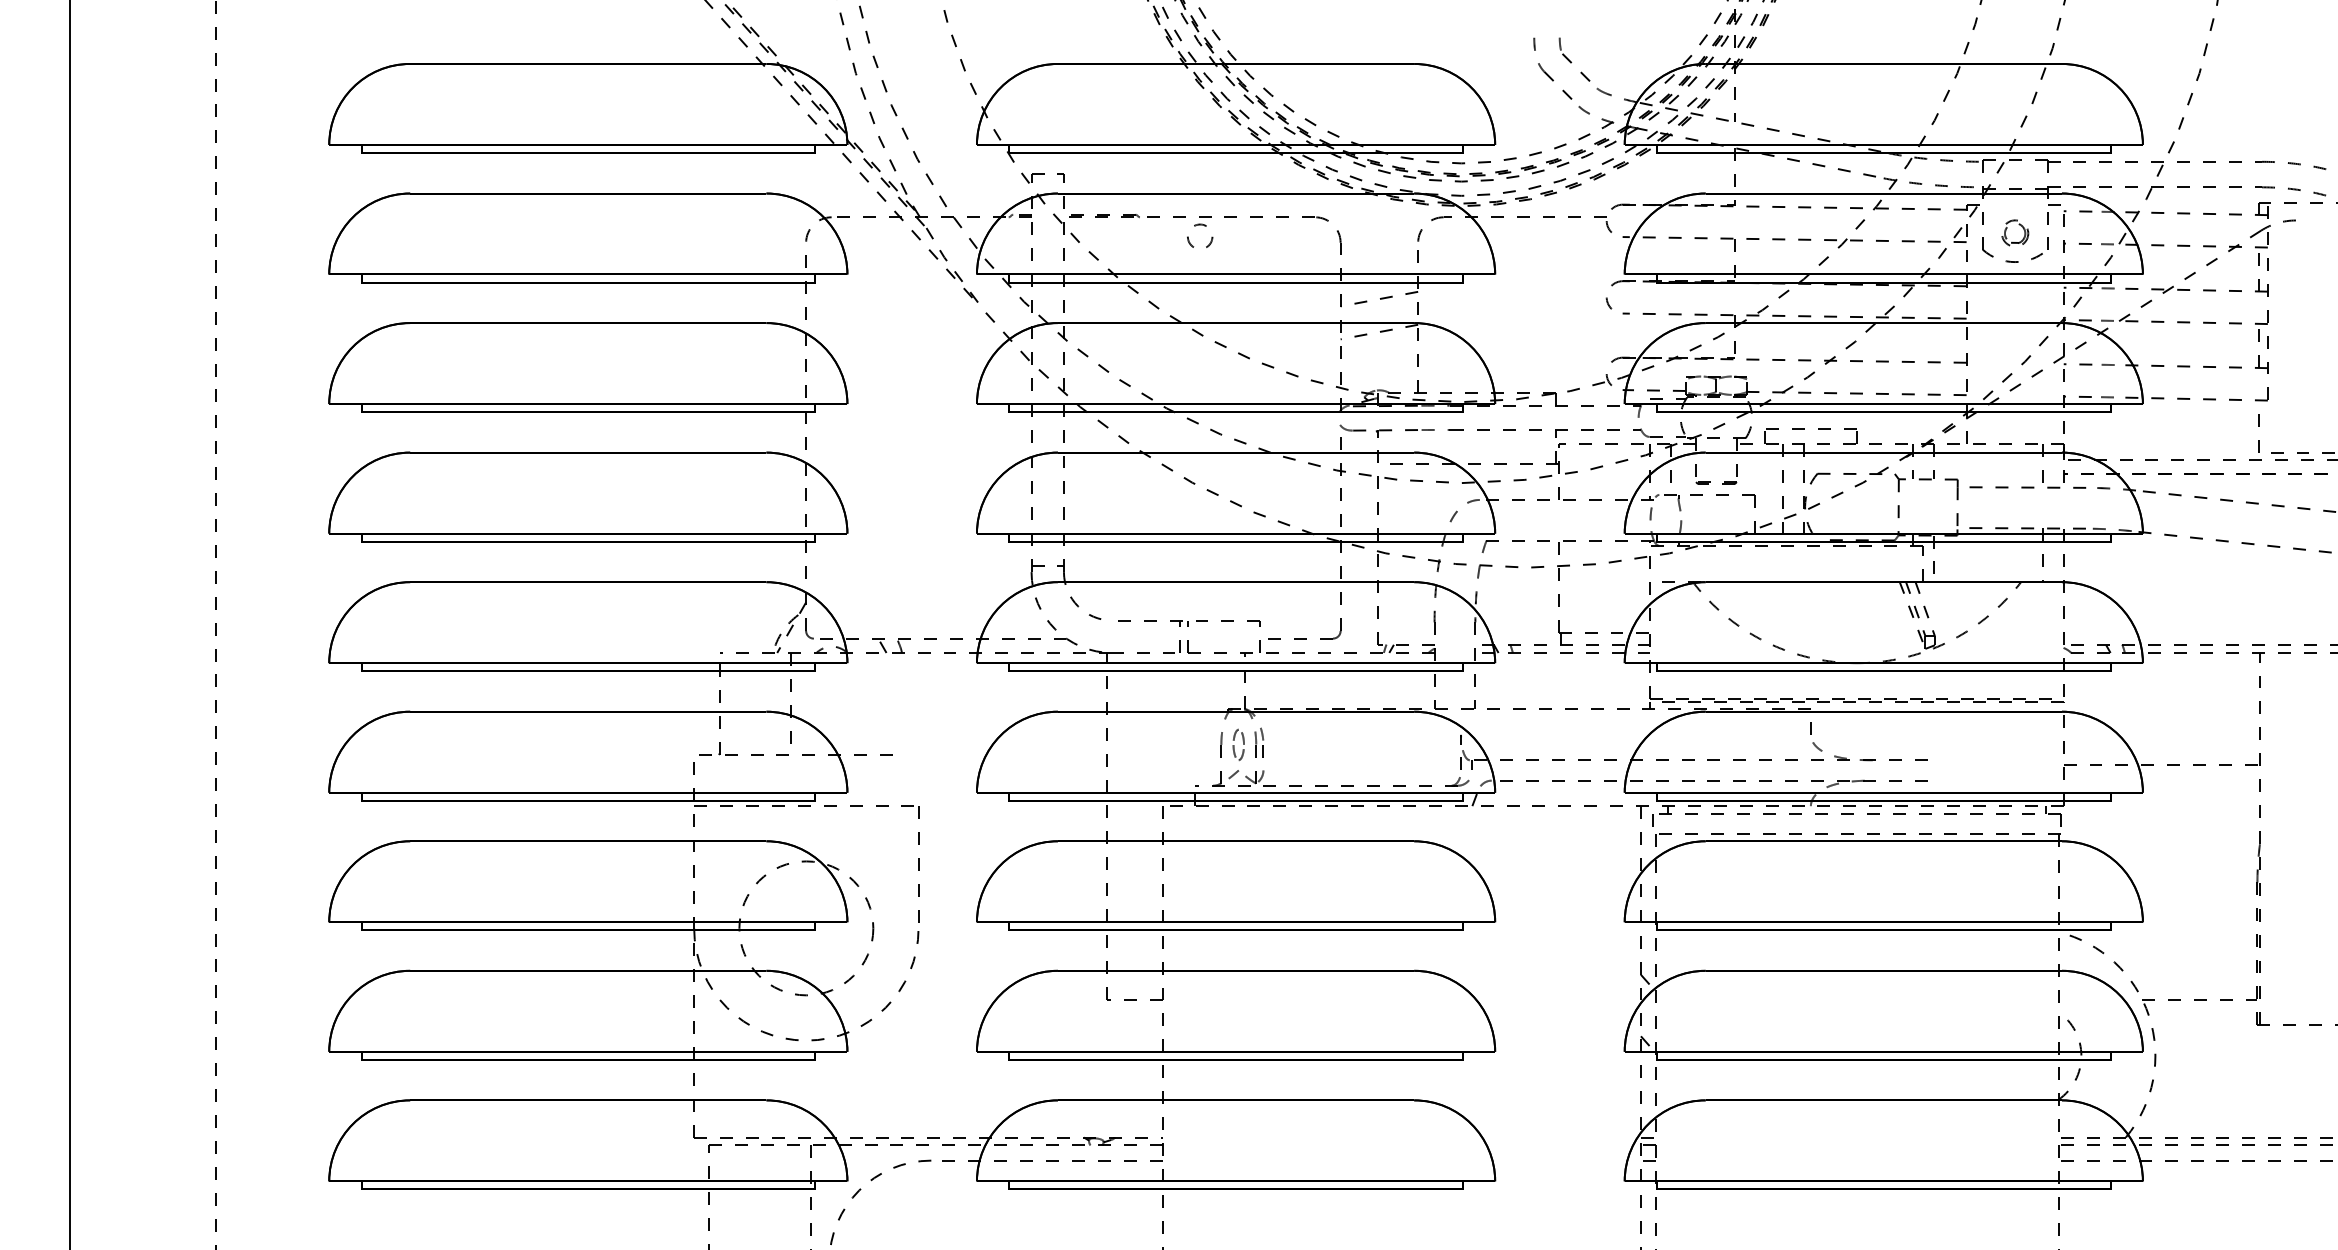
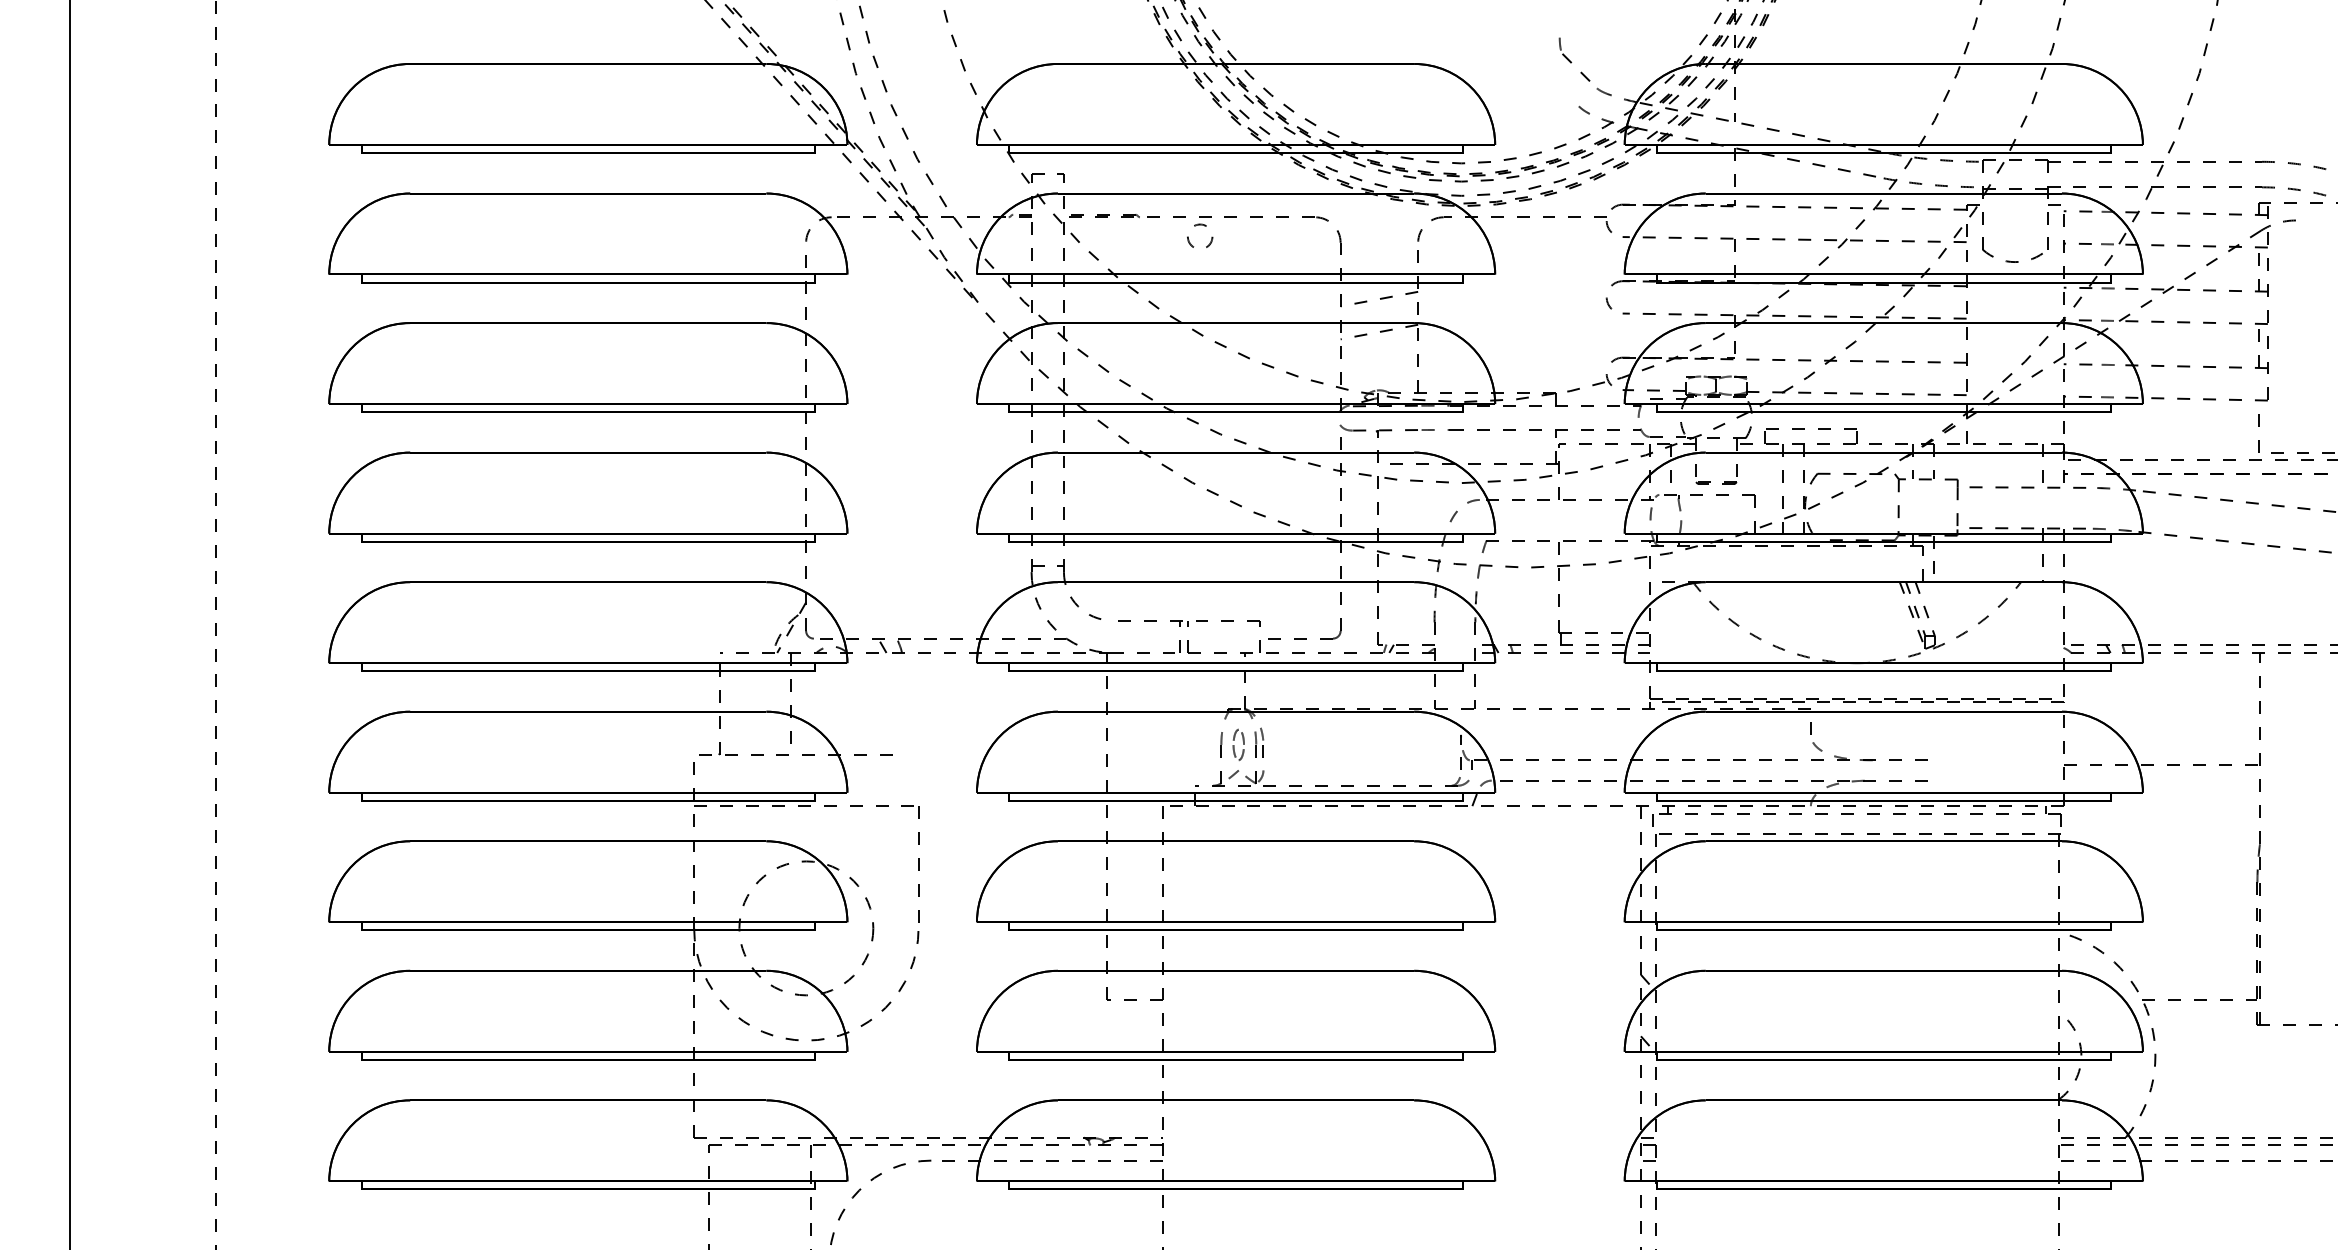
part: present -> none (1547, 73)
part: present -> none (2019, 225)
